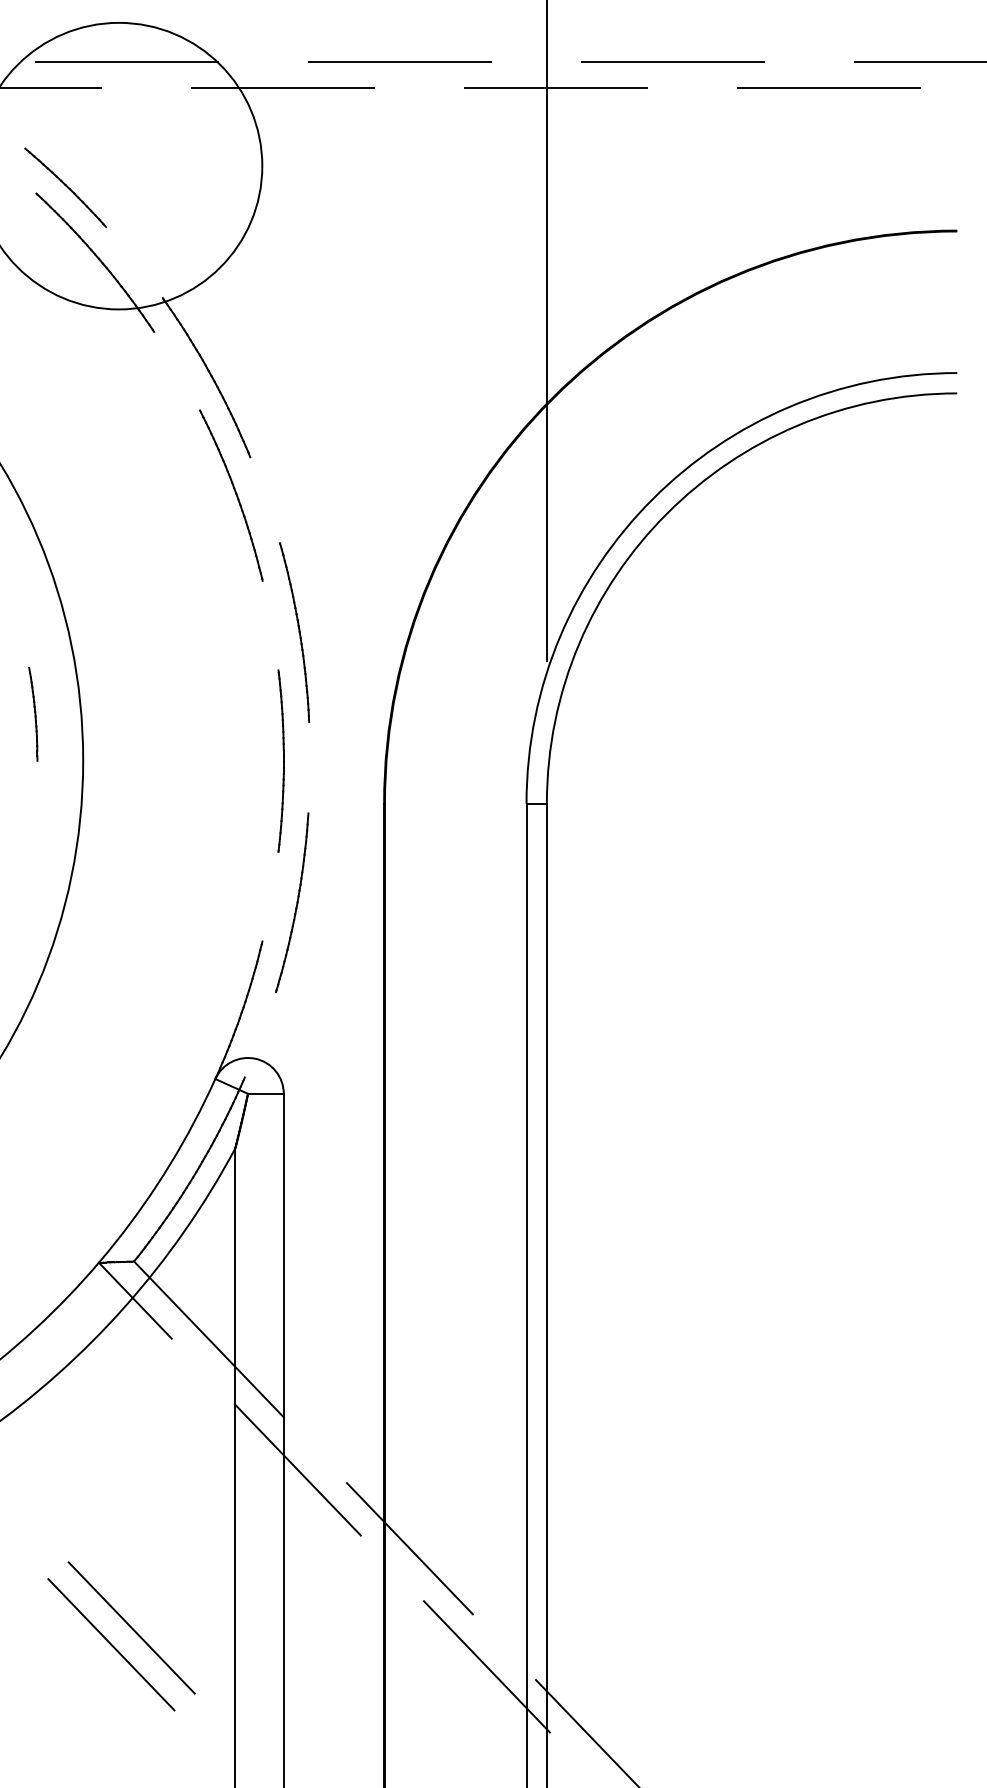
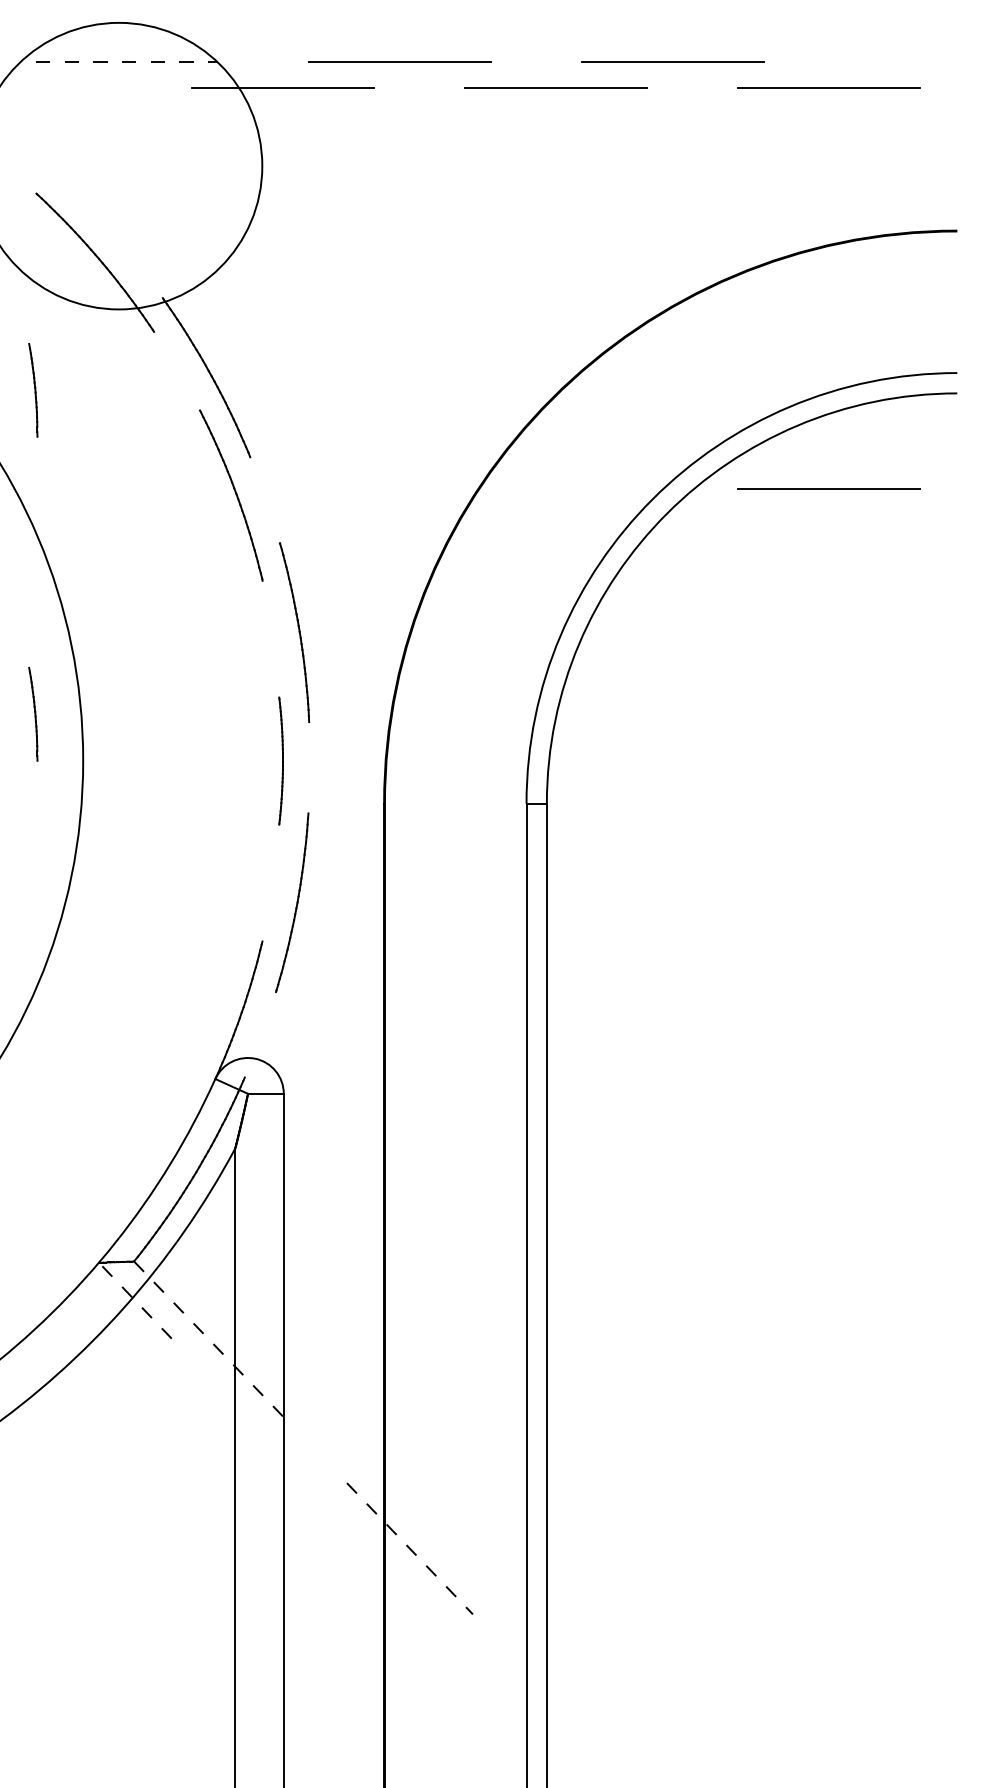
line: solid -> dashed (126, 61)
line: present -> none (918, 61)
line: present -> none (51, 87)
part: present -> none (65, 187)
line: present -> none (546, 331)
part: none -> present (33, 390)
line: none -> present (828, 488)
part size: 8x184 px -> 6x130 px (280, 760)
line: solid -> dashed (135, 1300)
line: solid -> dashed (209, 1339)
line: present -> none (297, 1469)
line: solid -> dashed (409, 1548)
line: present -> none (131, 1627)
line: present -> none (111, 1644)
line: present -> none (486, 1666)
line: present -> none (586, 1732)
